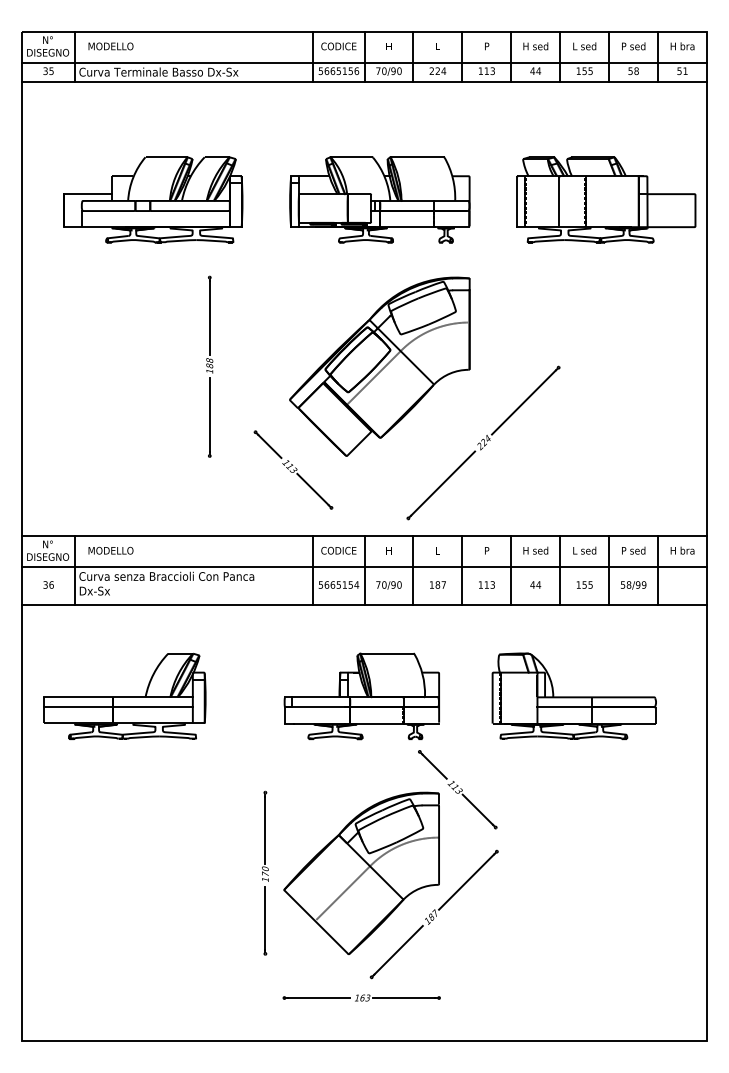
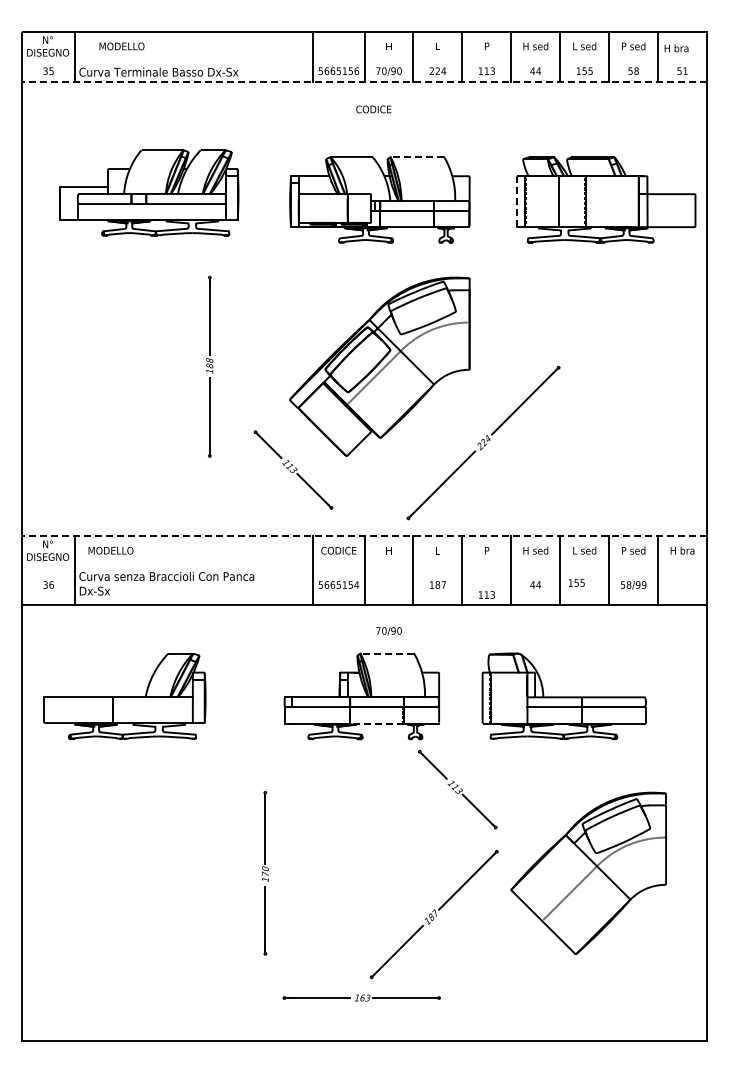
text position: (110, 46) -> (121, 46) (121, 46)
text position: (338, 46) -> (373, 109) (373, 109)
text position: (682, 46) -> (676, 48) (676, 48)
line: present -> none (364, 62)
line: solid -> dashed (364, 81)
line: solid -> dashed (417, 157)
part position: (153, 199) -> (149, 192) (149, 192)
line: solid -> dashed (517, 202)
line: solid -> dashed (364, 536)
line: present -> none (364, 566)
text position: (486, 584) -> (486, 594) (486, 594)
text position: (584, 584) -> (576, 582) (576, 582)
text position: (388, 585) -> (388, 631) (388, 631)
line: solid -> dashed (387, 653)
part position: (573, 695) -> (563, 695) (563, 695)
line: present -> none (118, 707)
line: solid -> dashed (376, 723)
part position: (361, 872) -> (588, 872) (588, 872)
